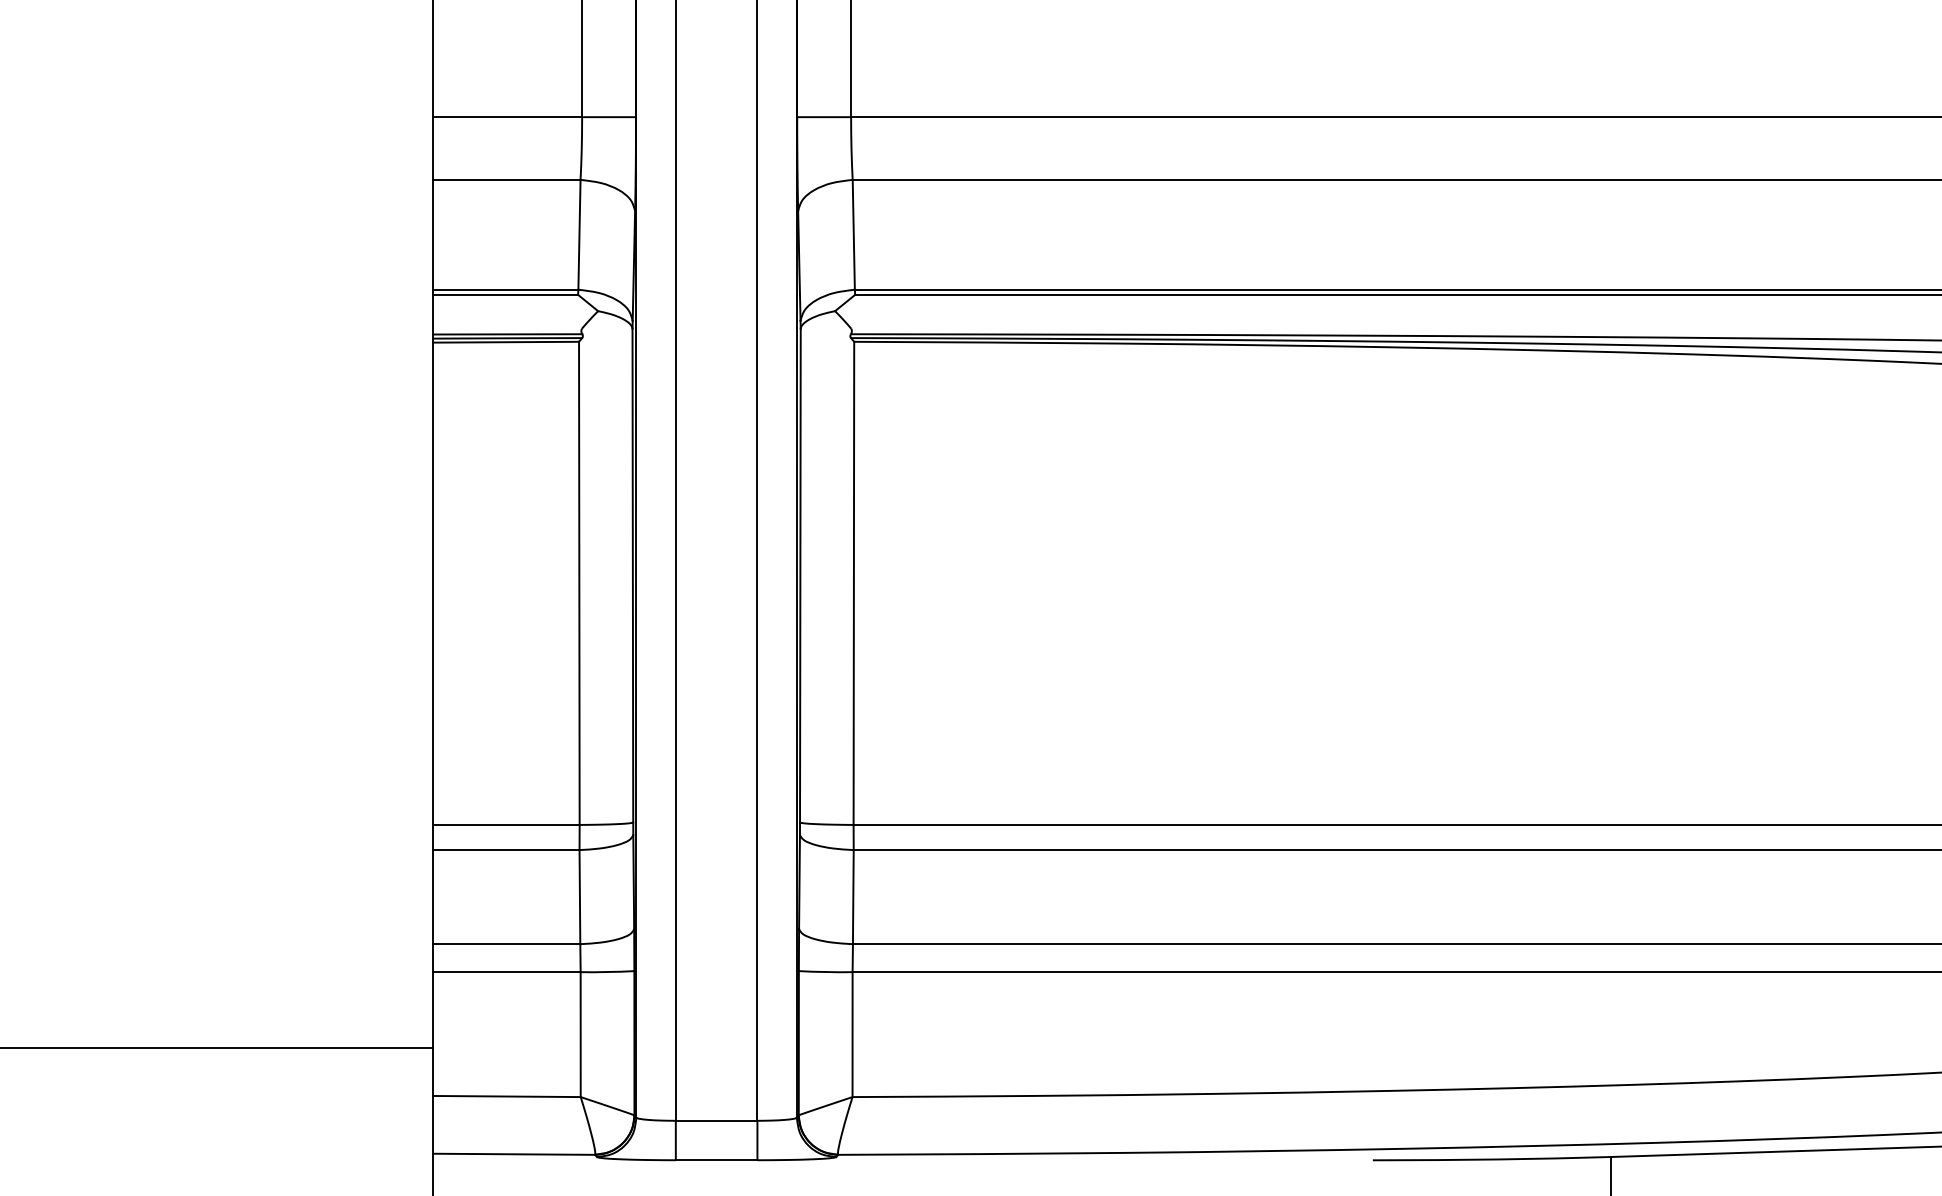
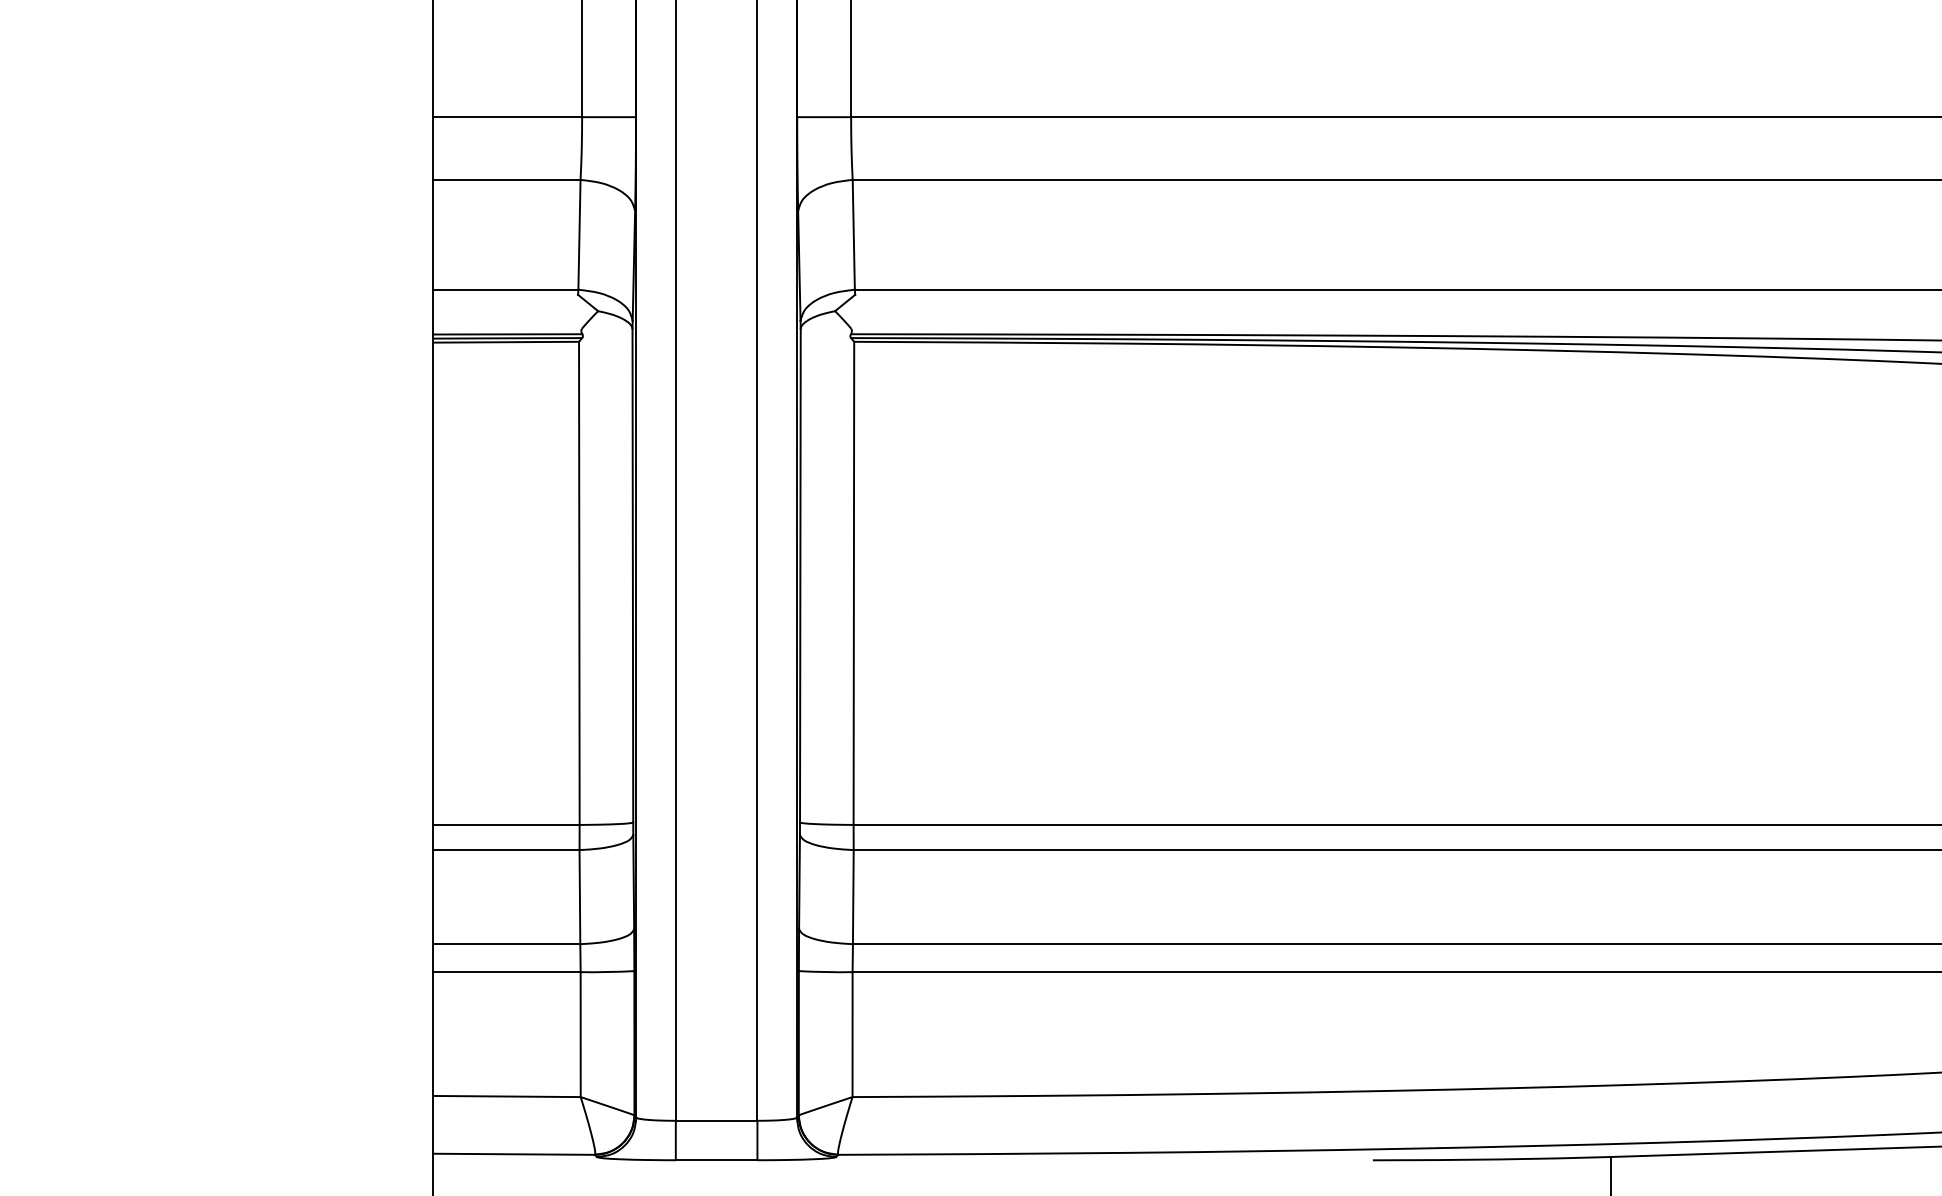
line: present -> none (505, 294)
line: present -> none (1396, 294)
line: present -> none (217, 1047)
